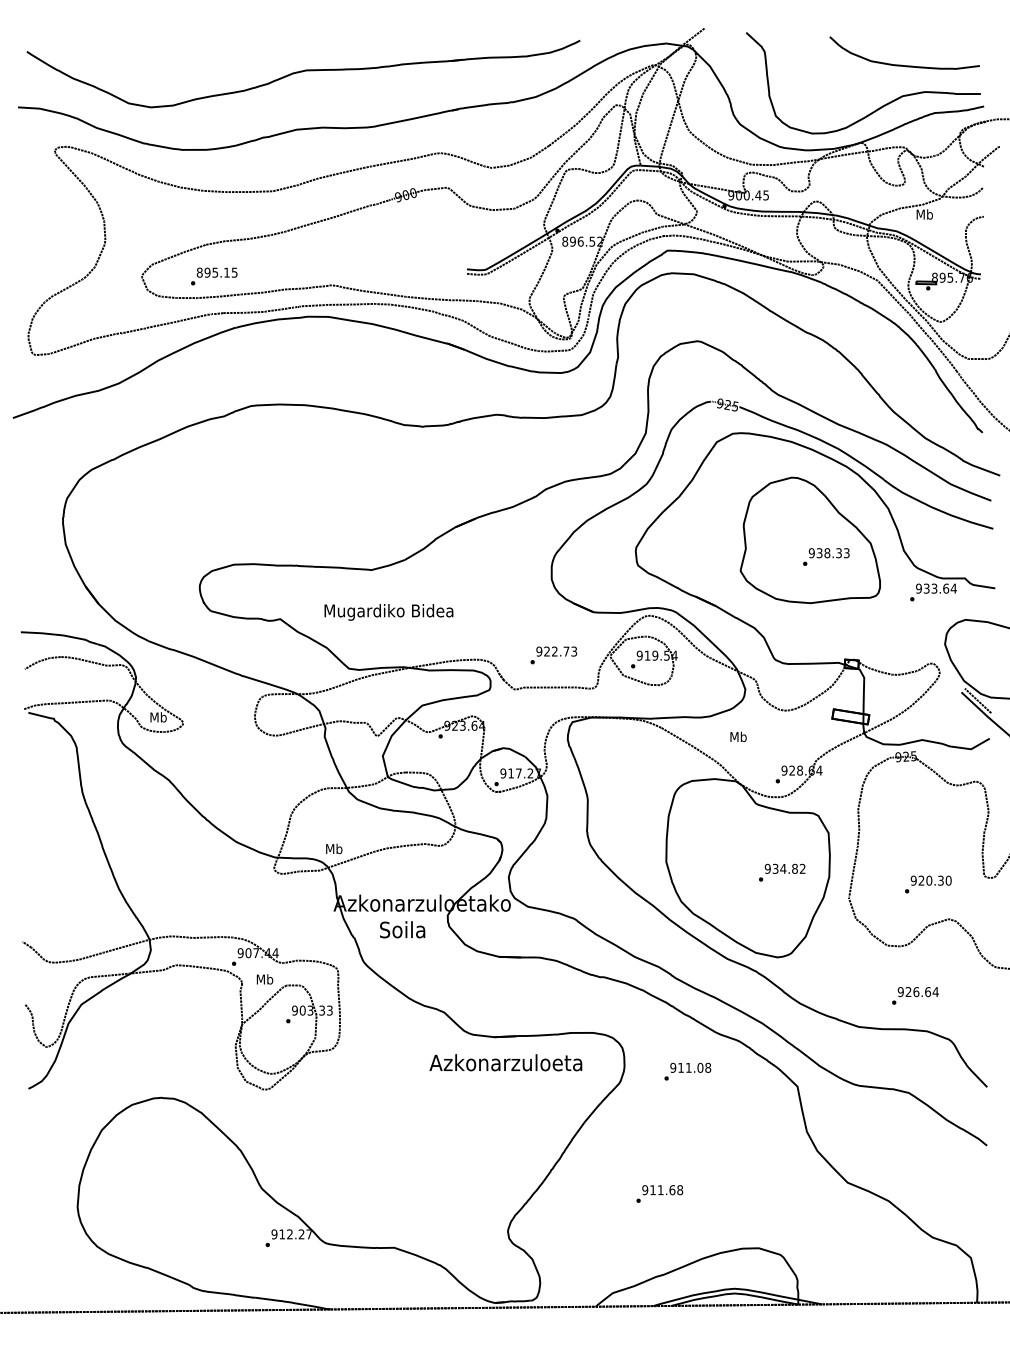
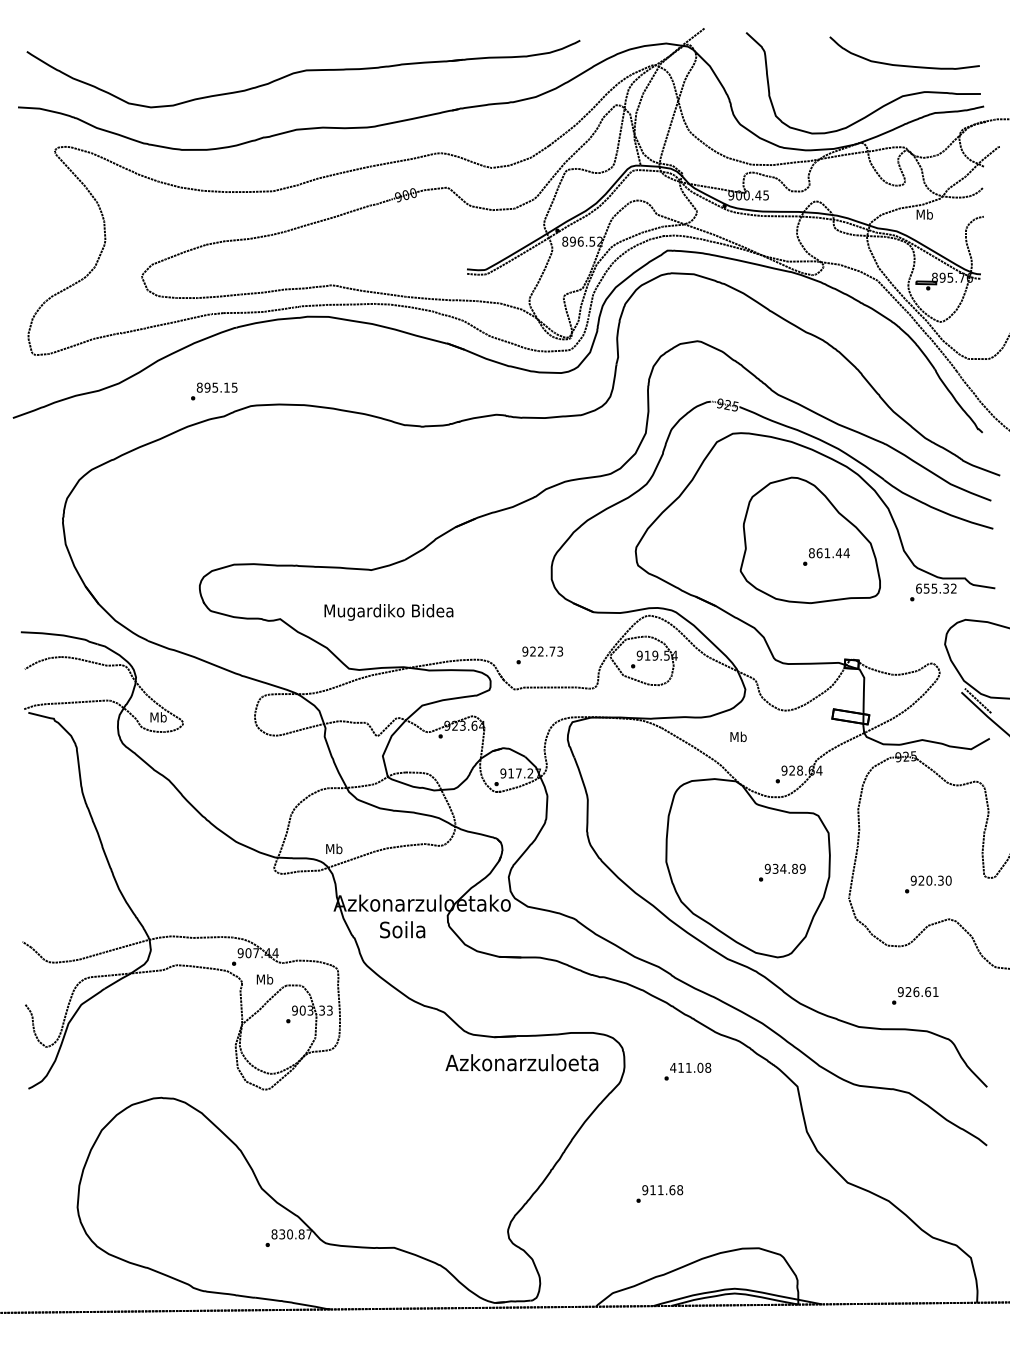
text position: (214, 276) -> (214, 391) (214, 391)
text: 938.33 -> 861.44 (828, 553)
text: 933.64 -> 655.32 (936, 588)
text position: (553, 655) -> (539, 655) (539, 655)
text: 934.82 -> 934.89 (802, 868)
text: 926.64 -> 926.61 (935, 991)
text position: (505, 1062) -> (521, 1062) (521, 1062)
text: 911.08 -> 411.08 (673, 1067)
text: 912.27 -> 830.87 (287, 1234)
